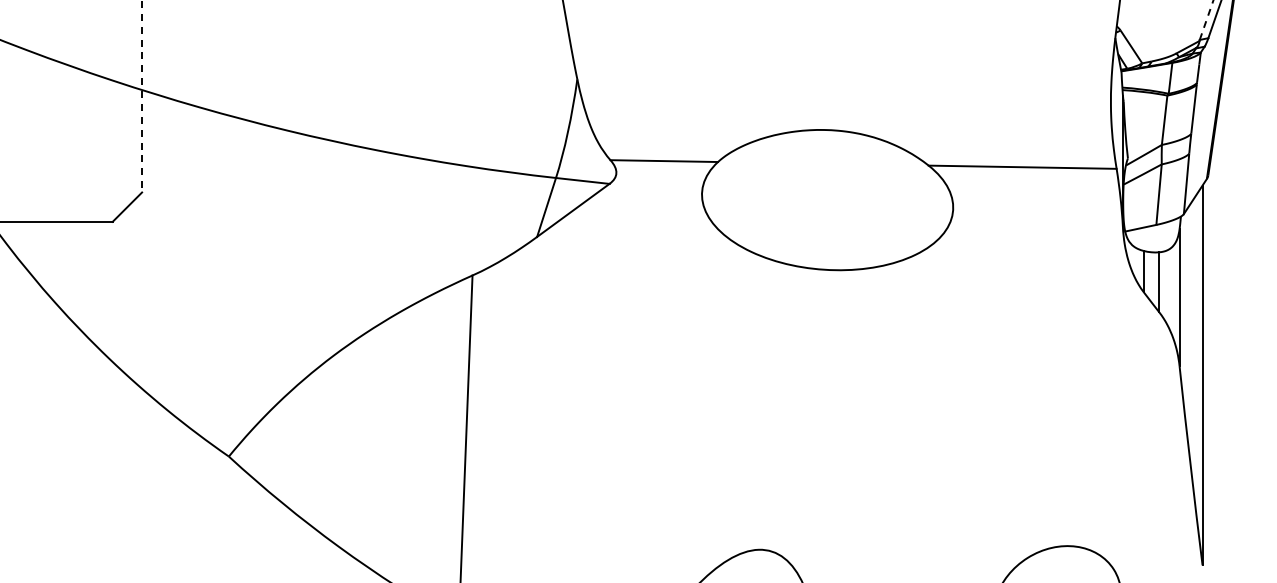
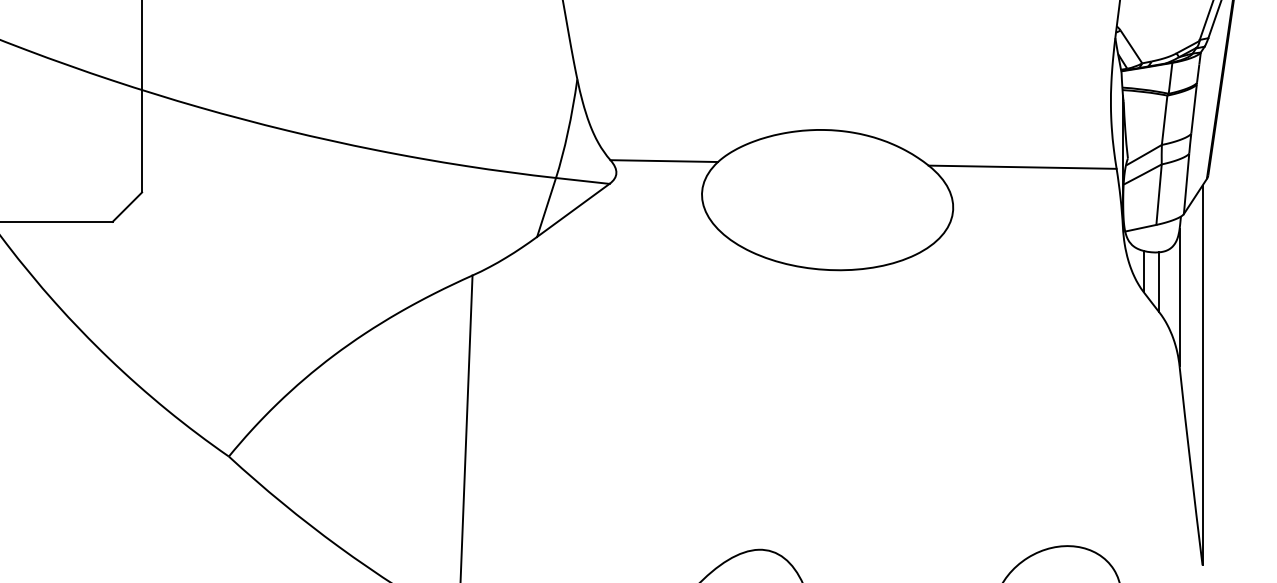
line: dashed -> solid (1206, 20)
line: dashed -> solid (142, 96)
